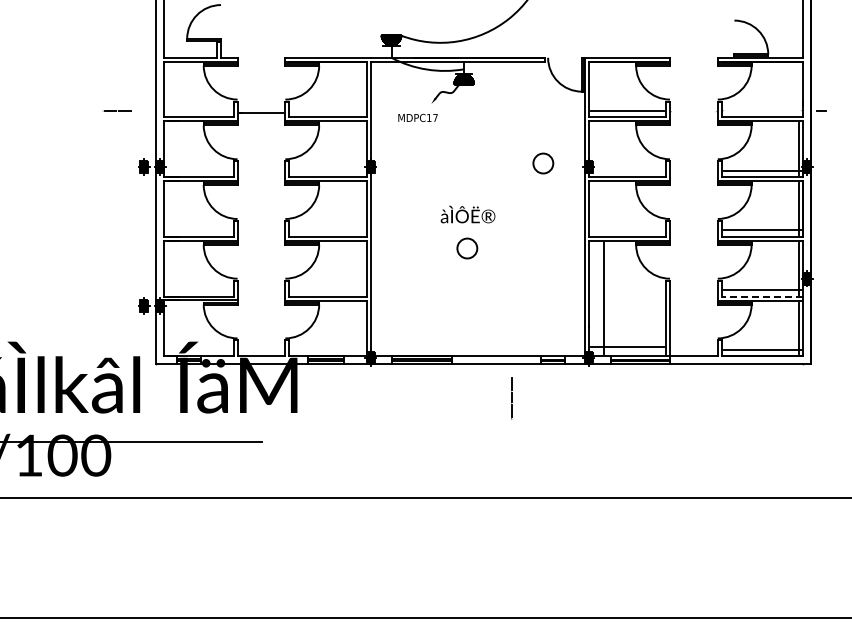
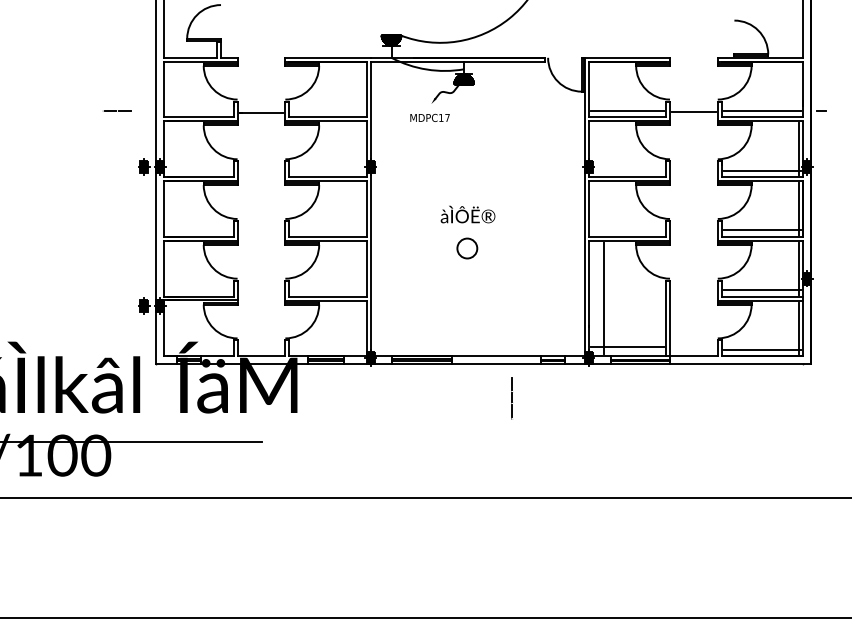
line: none -> present (762, 110)
line: none -> present (693, 111)
text position: (417, 117) -> (429, 117) (429, 117)
circle: present -> none (543, 163)
line: dashed -> solid (762, 296)
